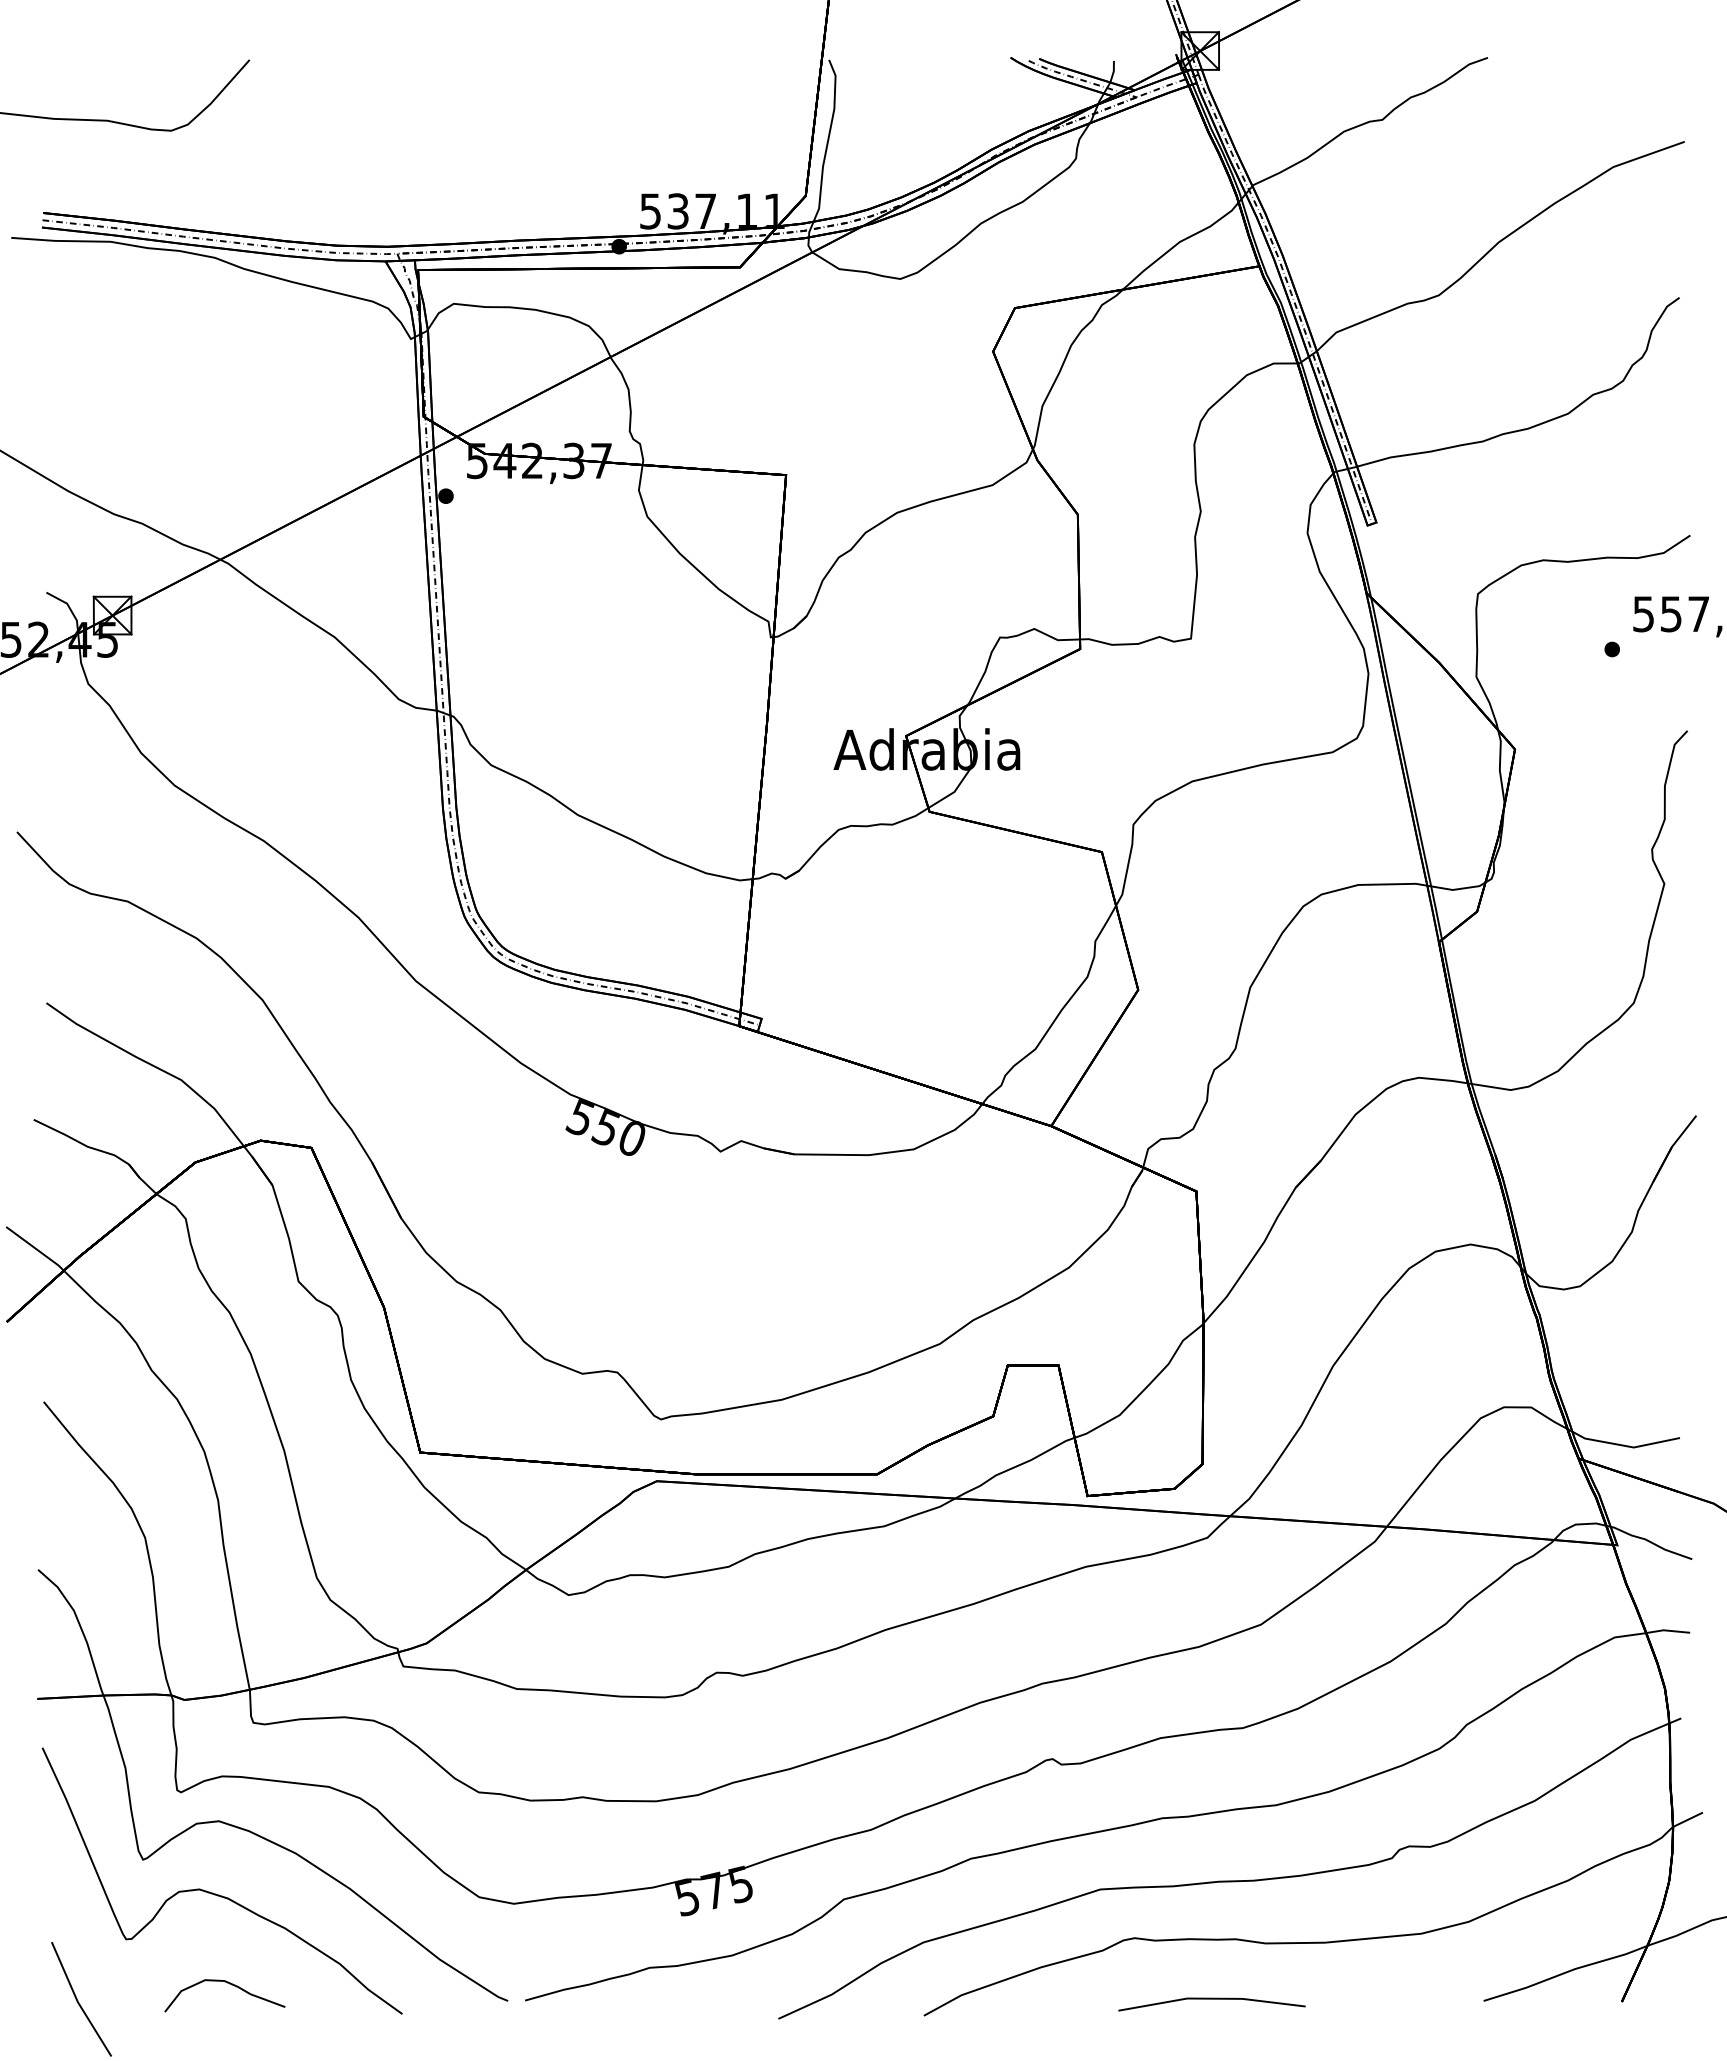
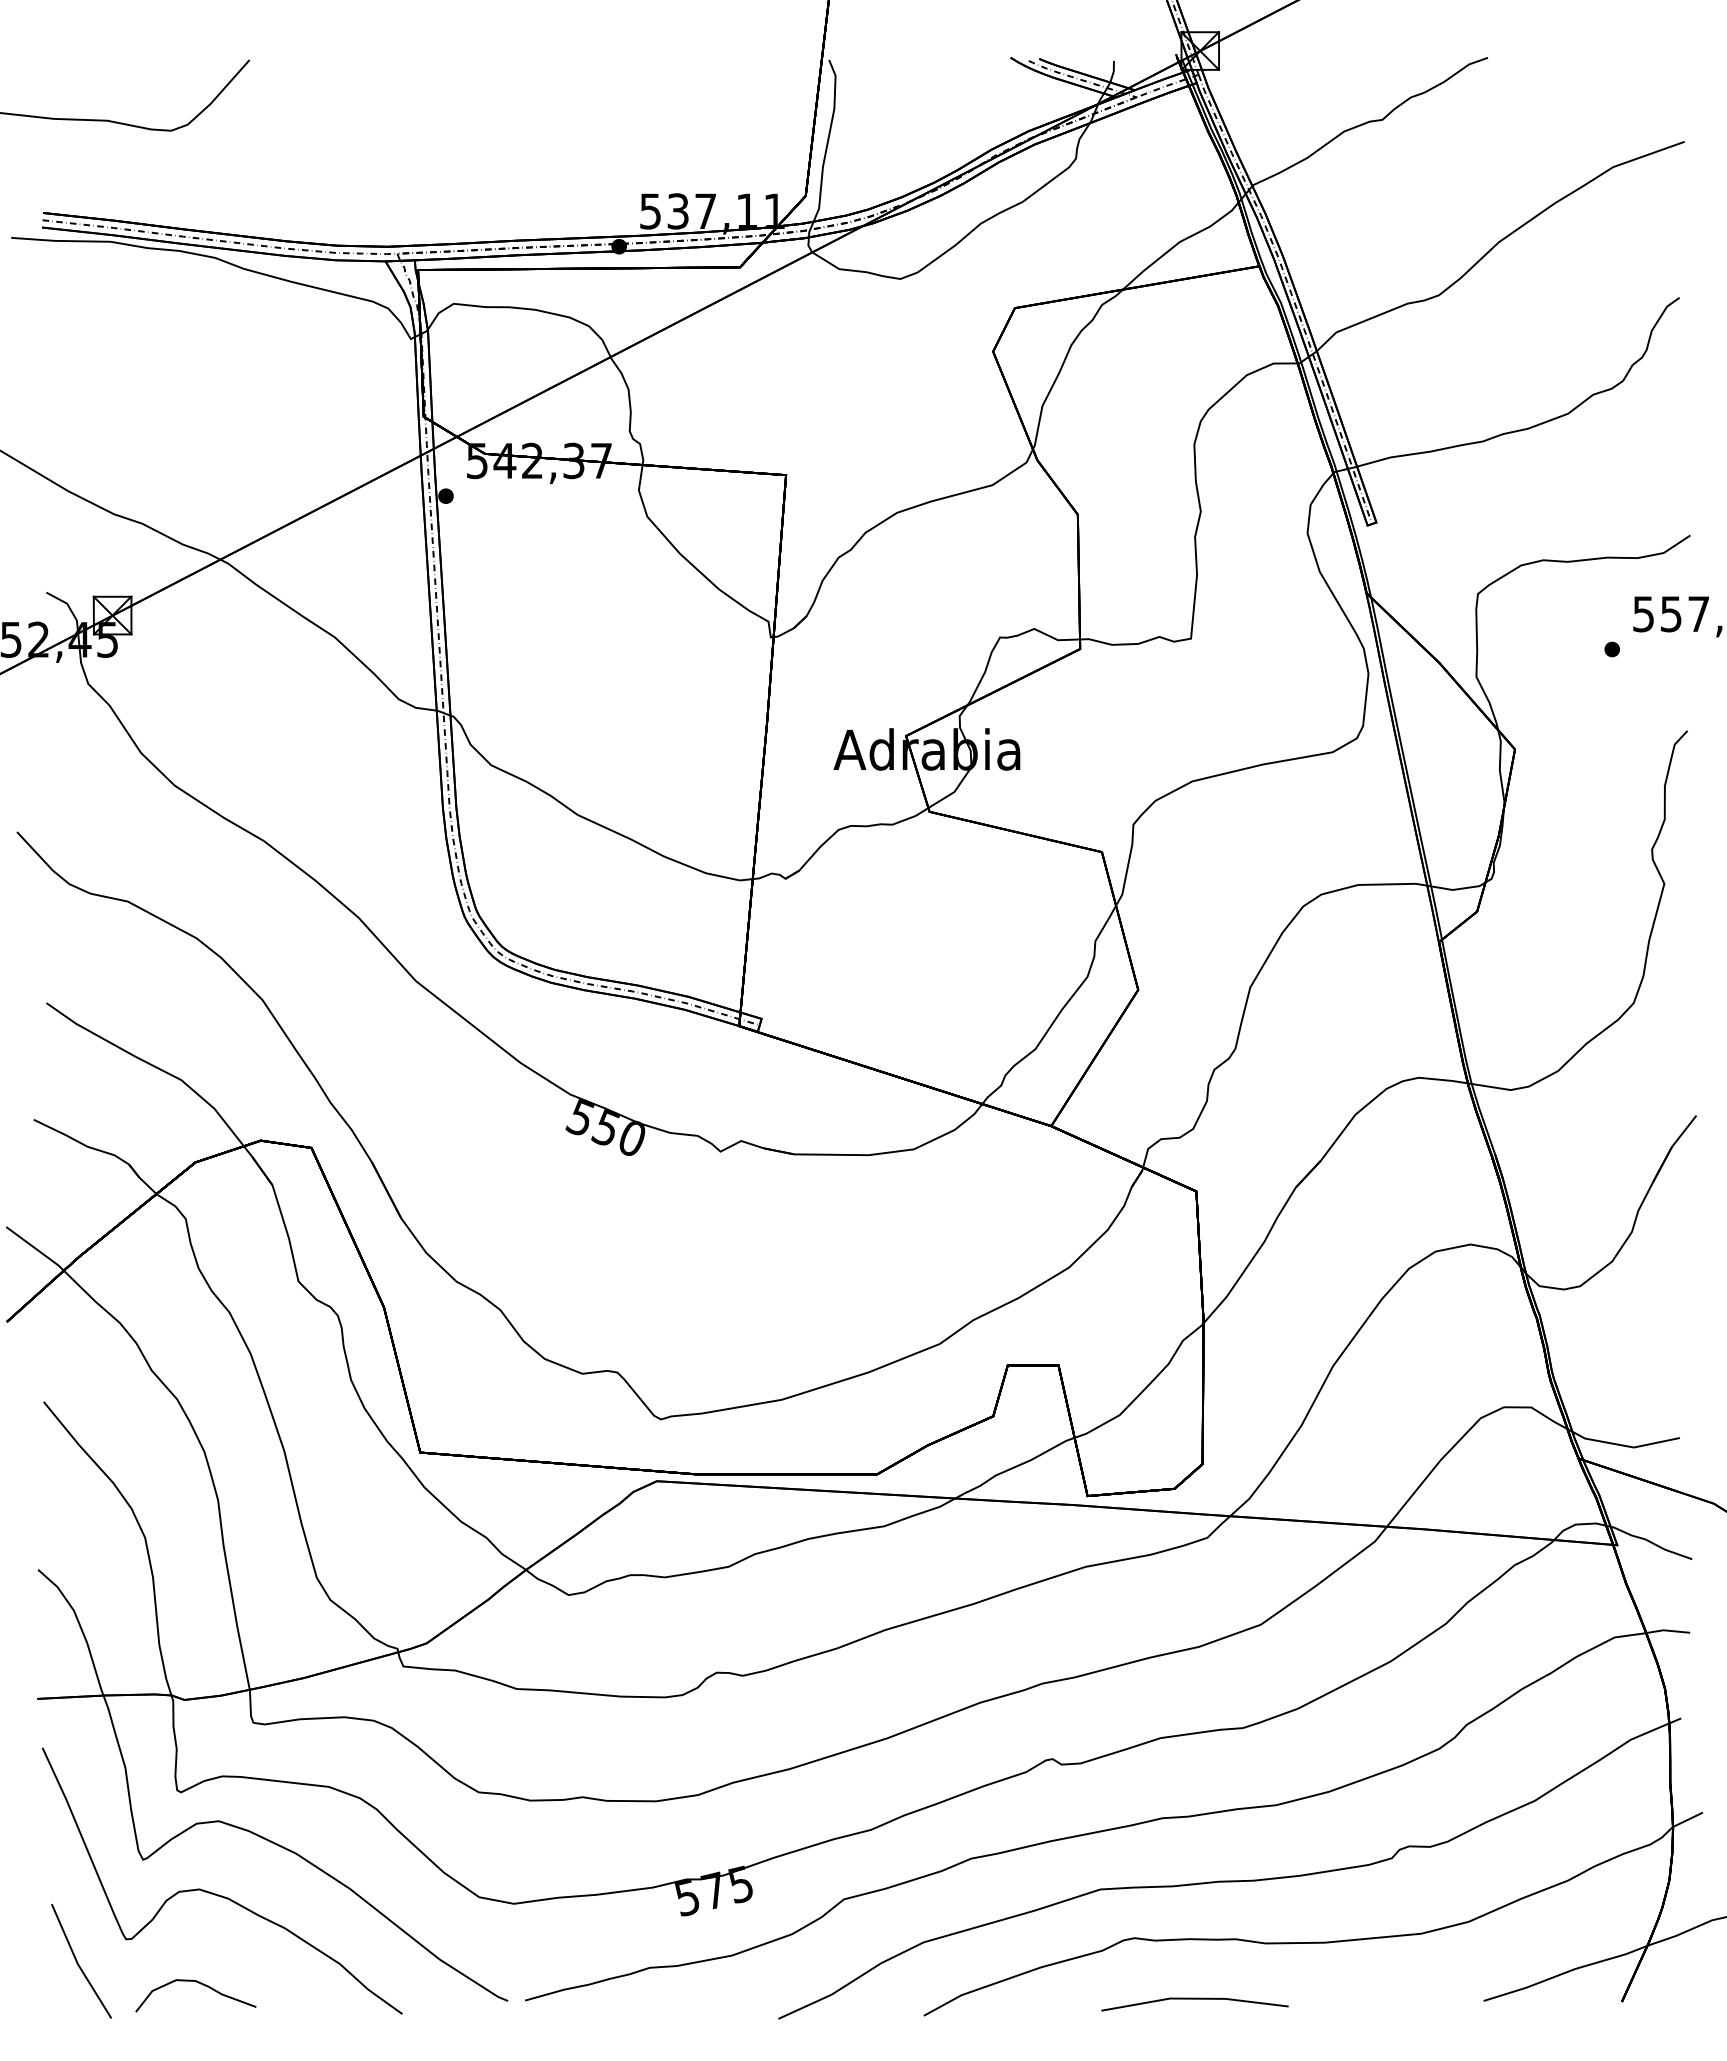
curve position: (229, 1984) -> (200, 1984) (200, 1984)
line position: (1211, 1999) -> (1194, 1999) (1194, 1999)
line position: (78, 2000) -> (78, 1962) (78, 1962)
